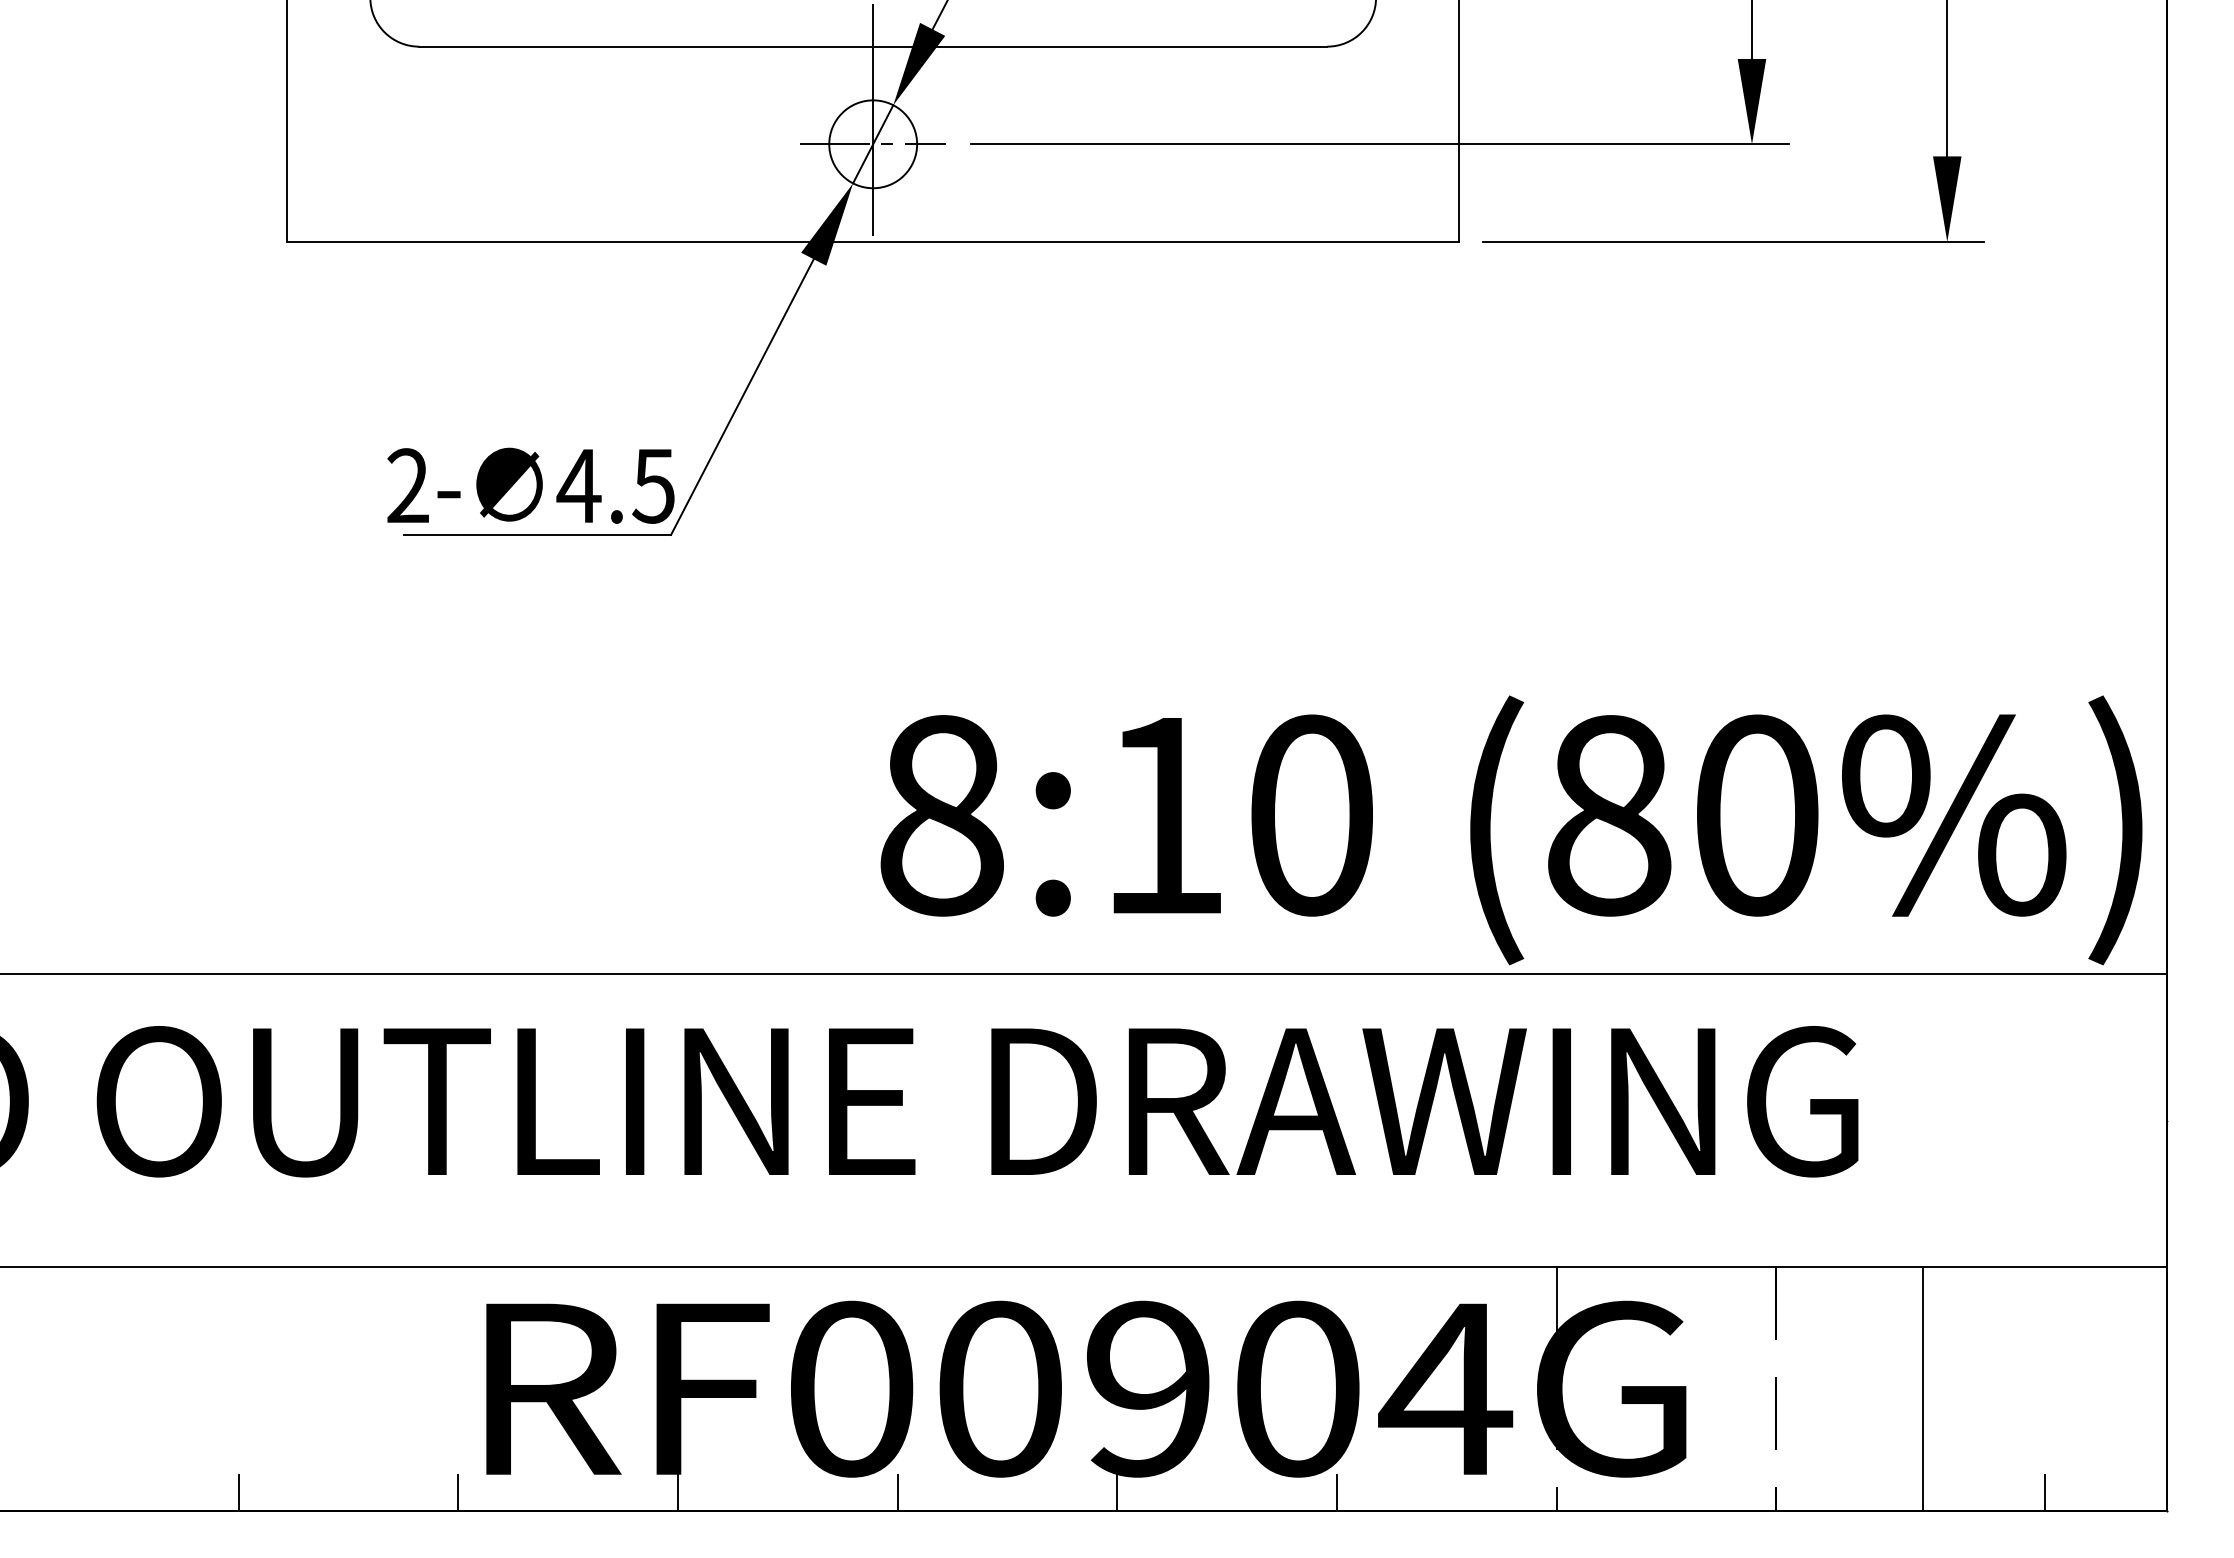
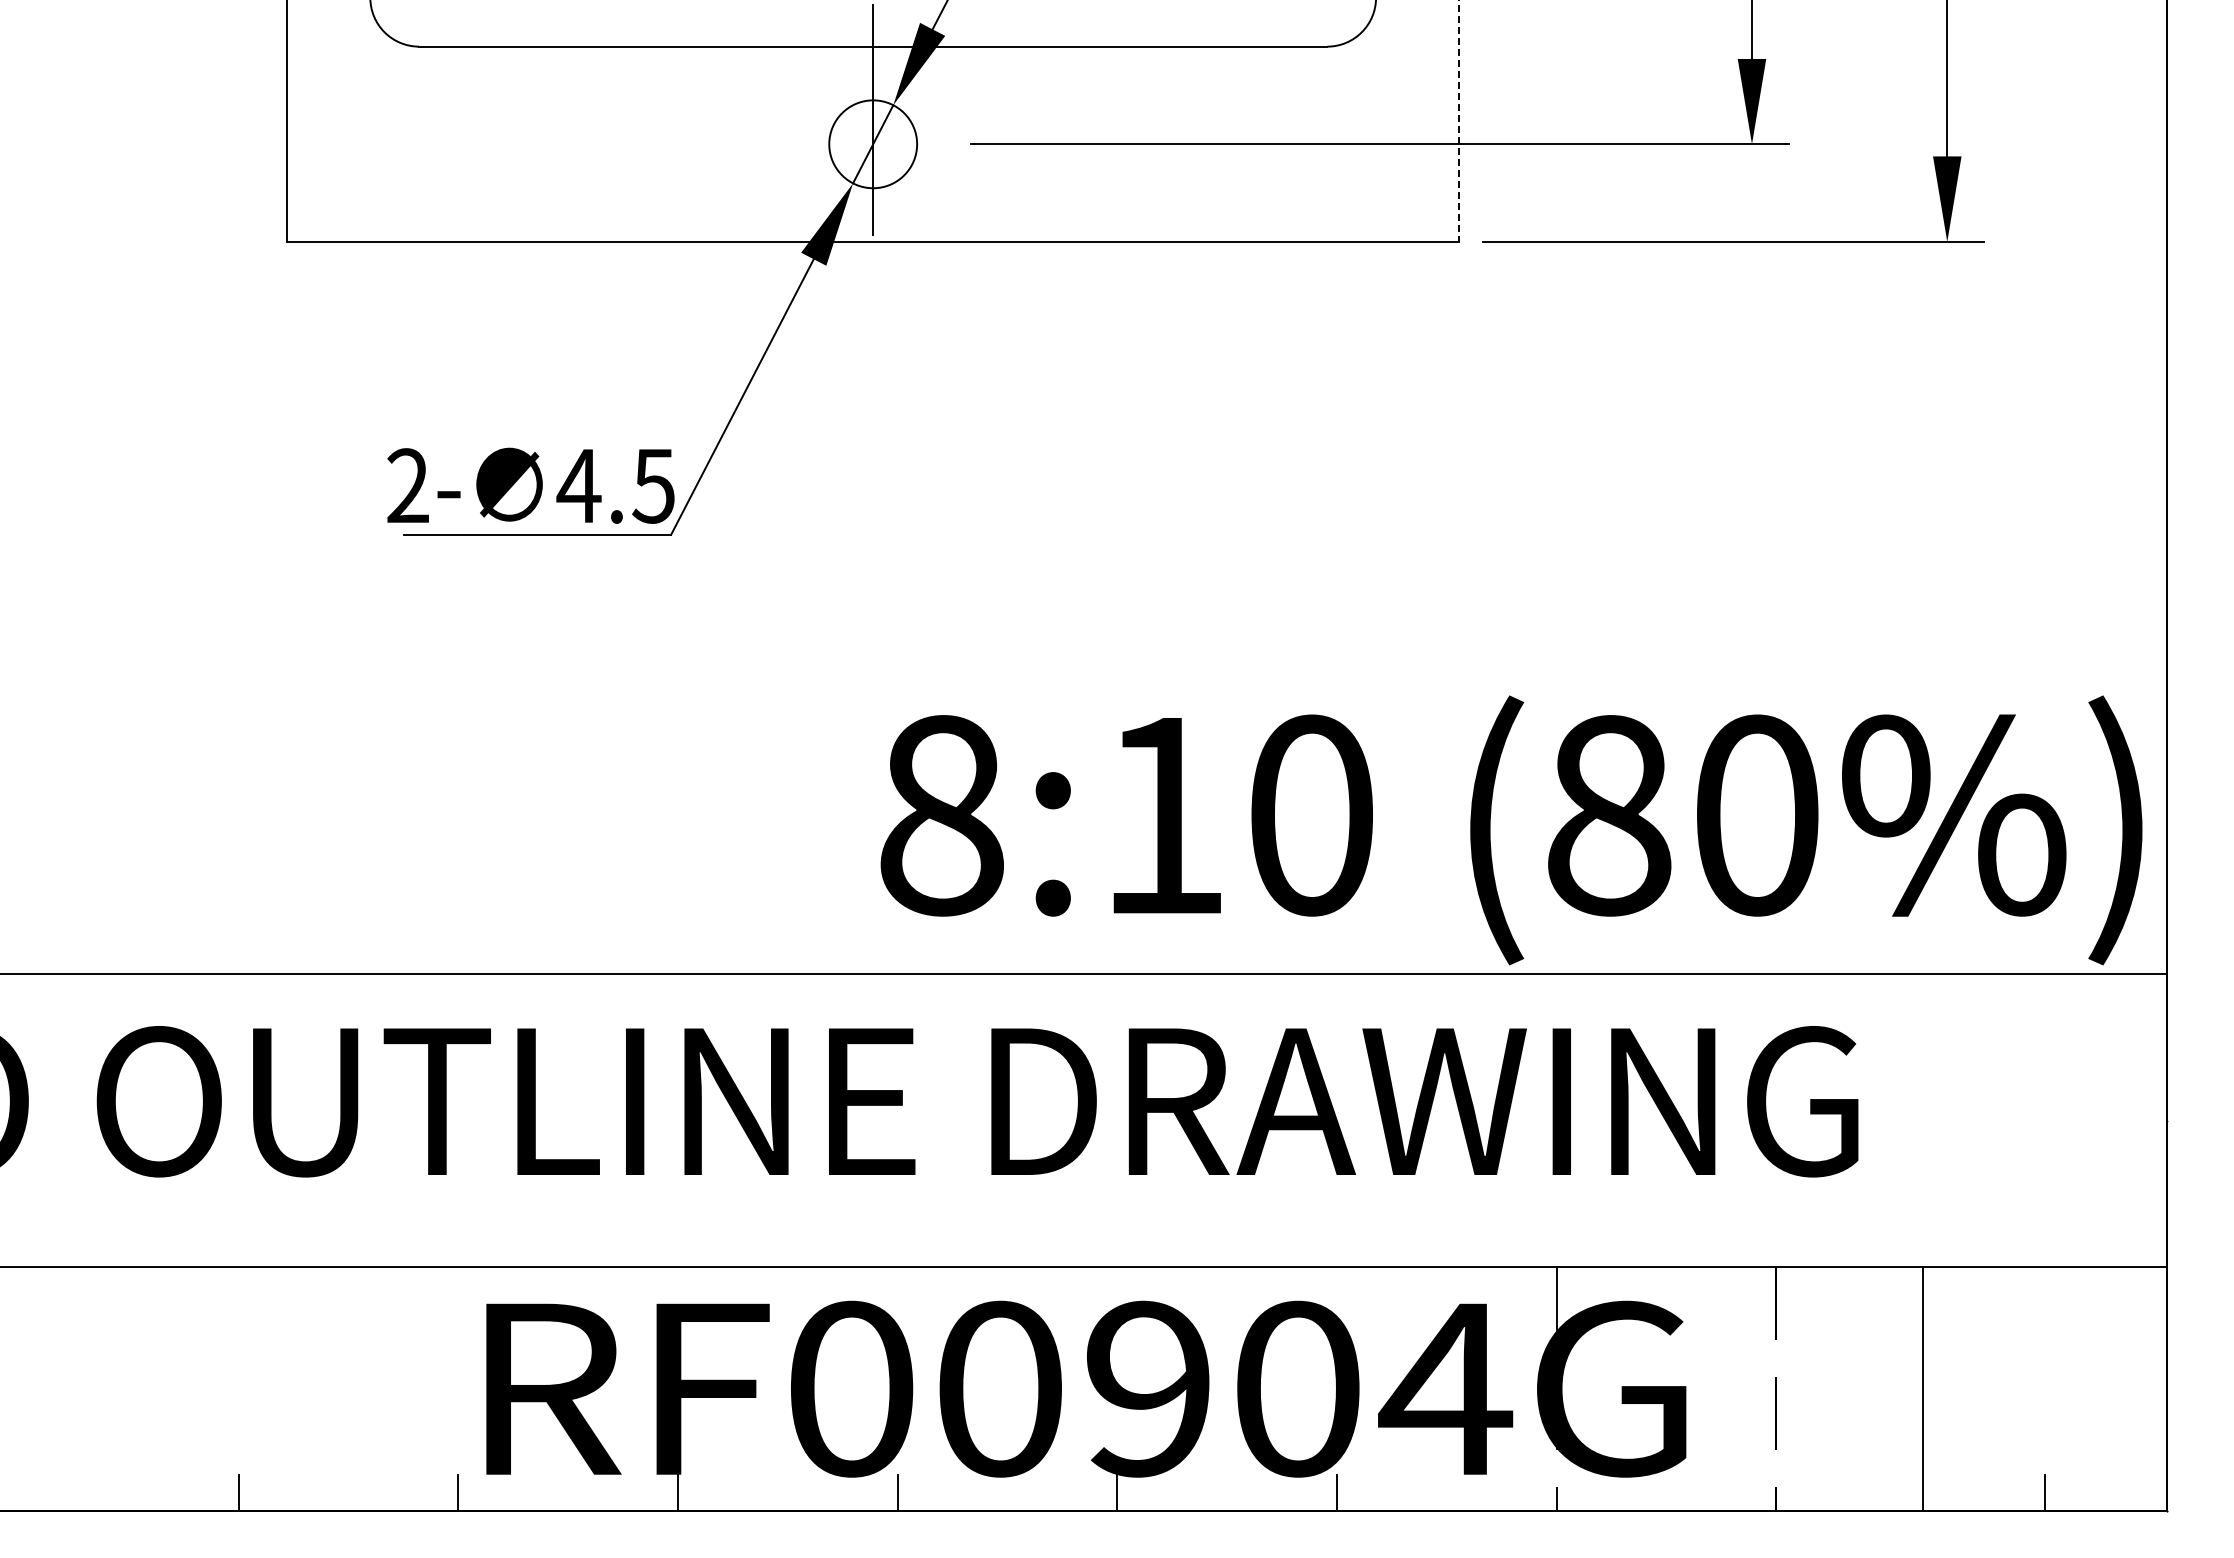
line: solid -> dashed (1459, 121)
line: present -> none (872, 144)
